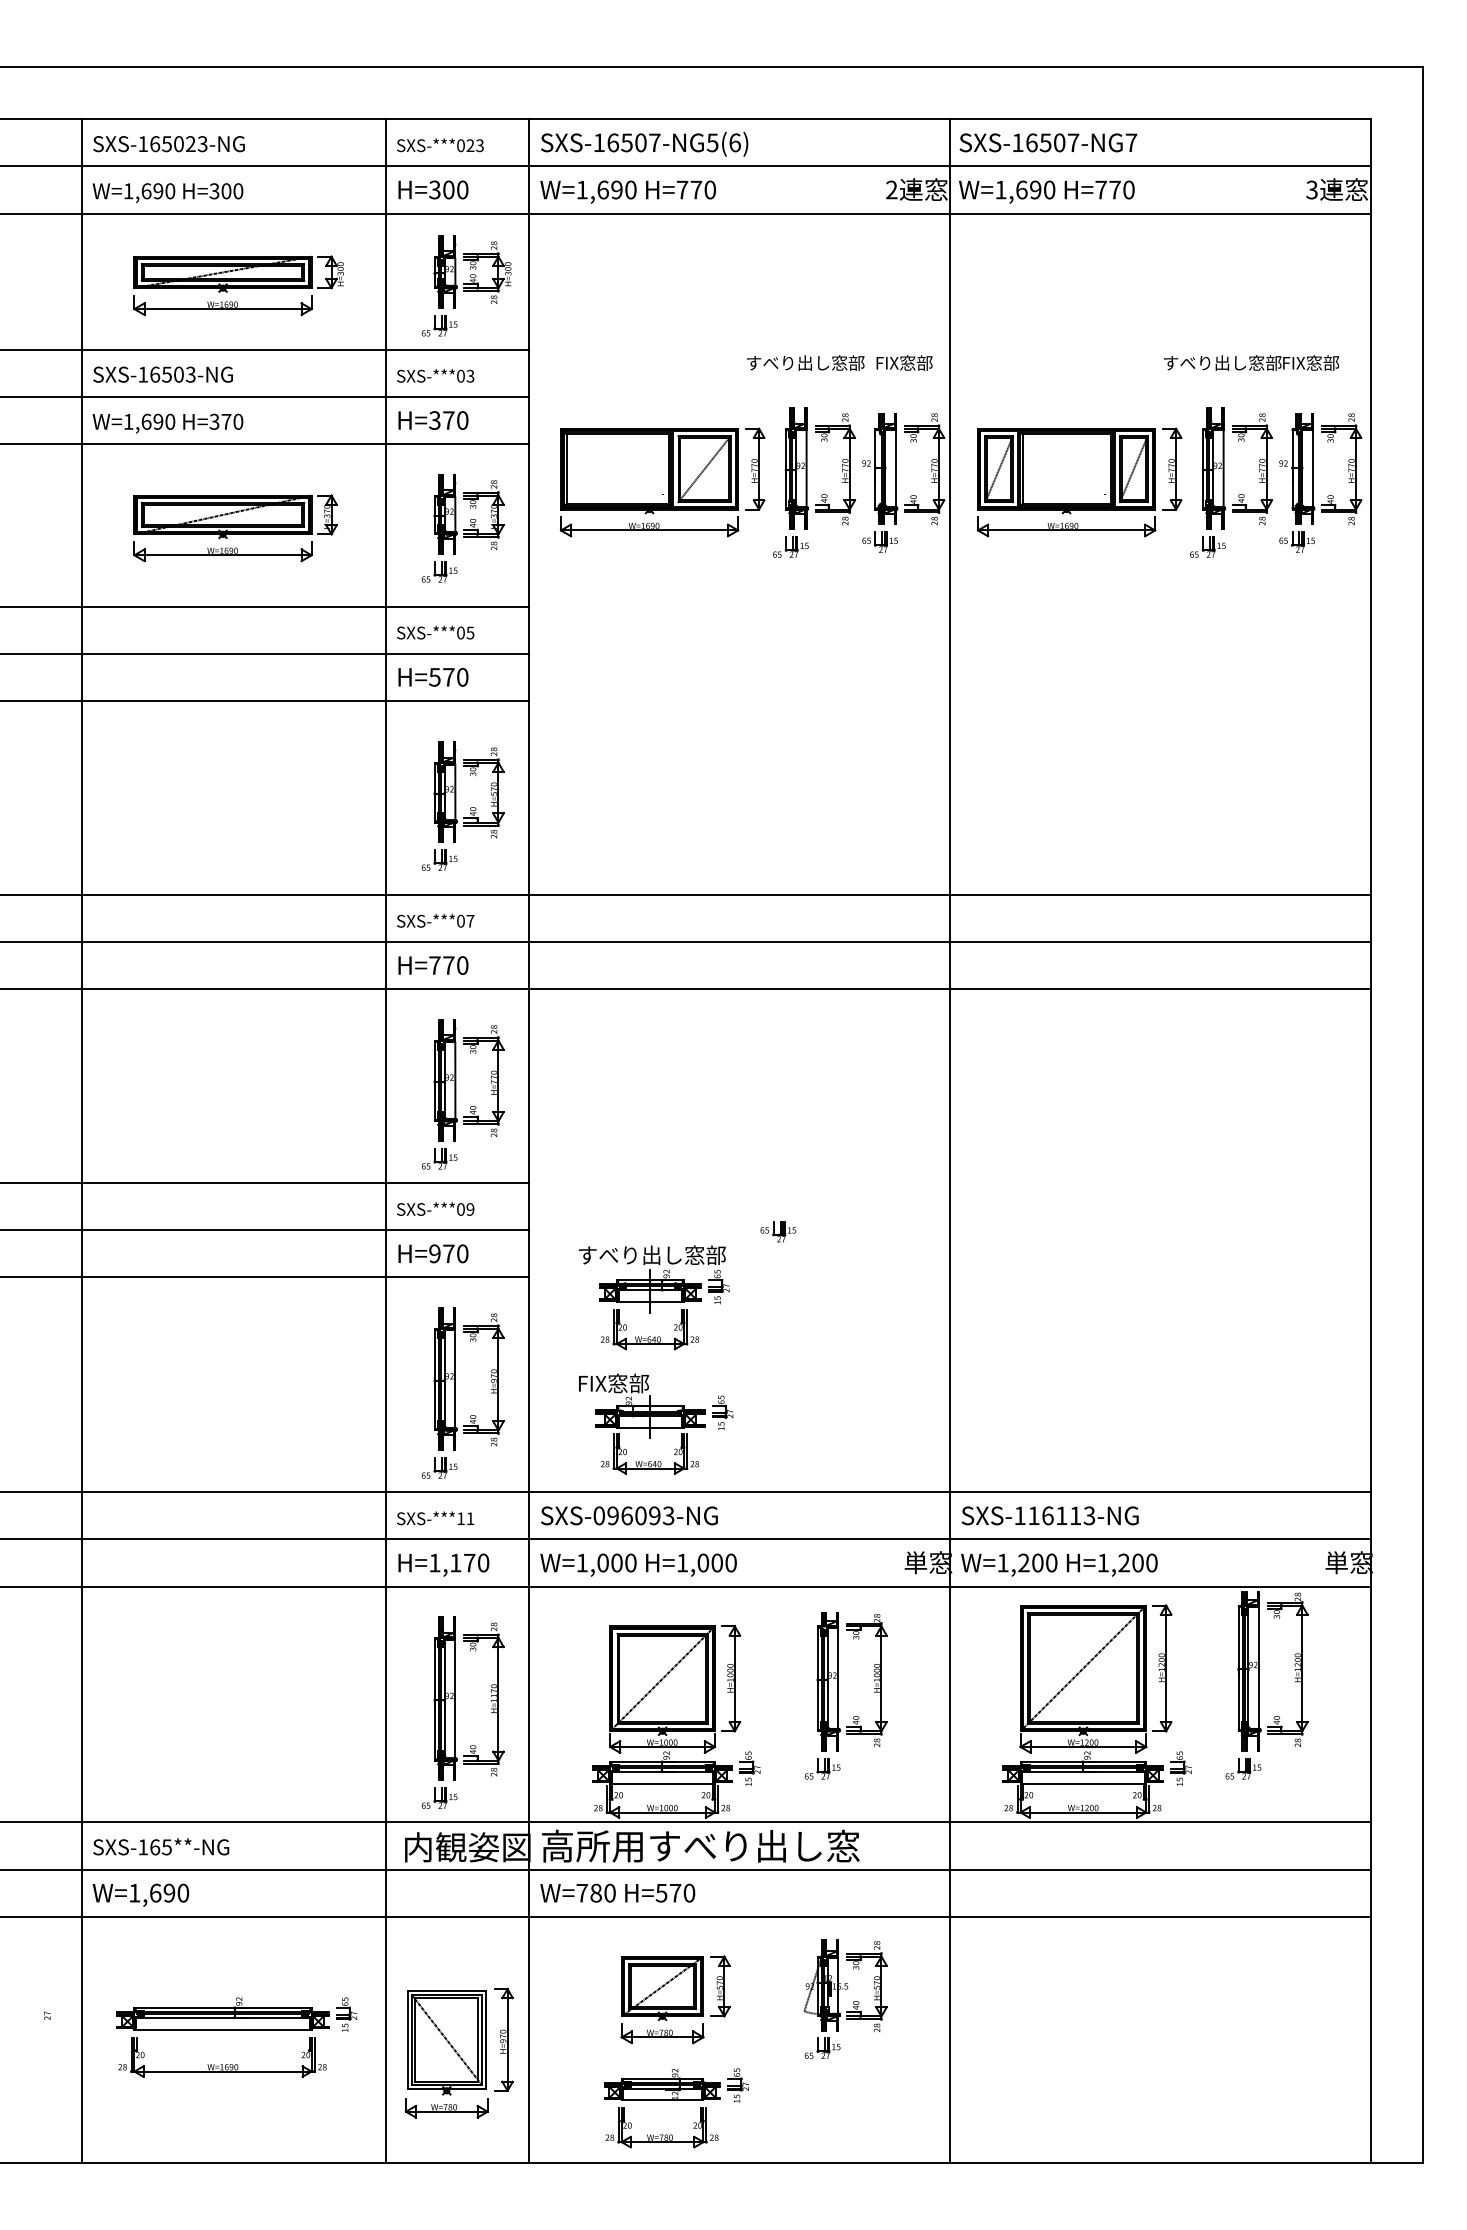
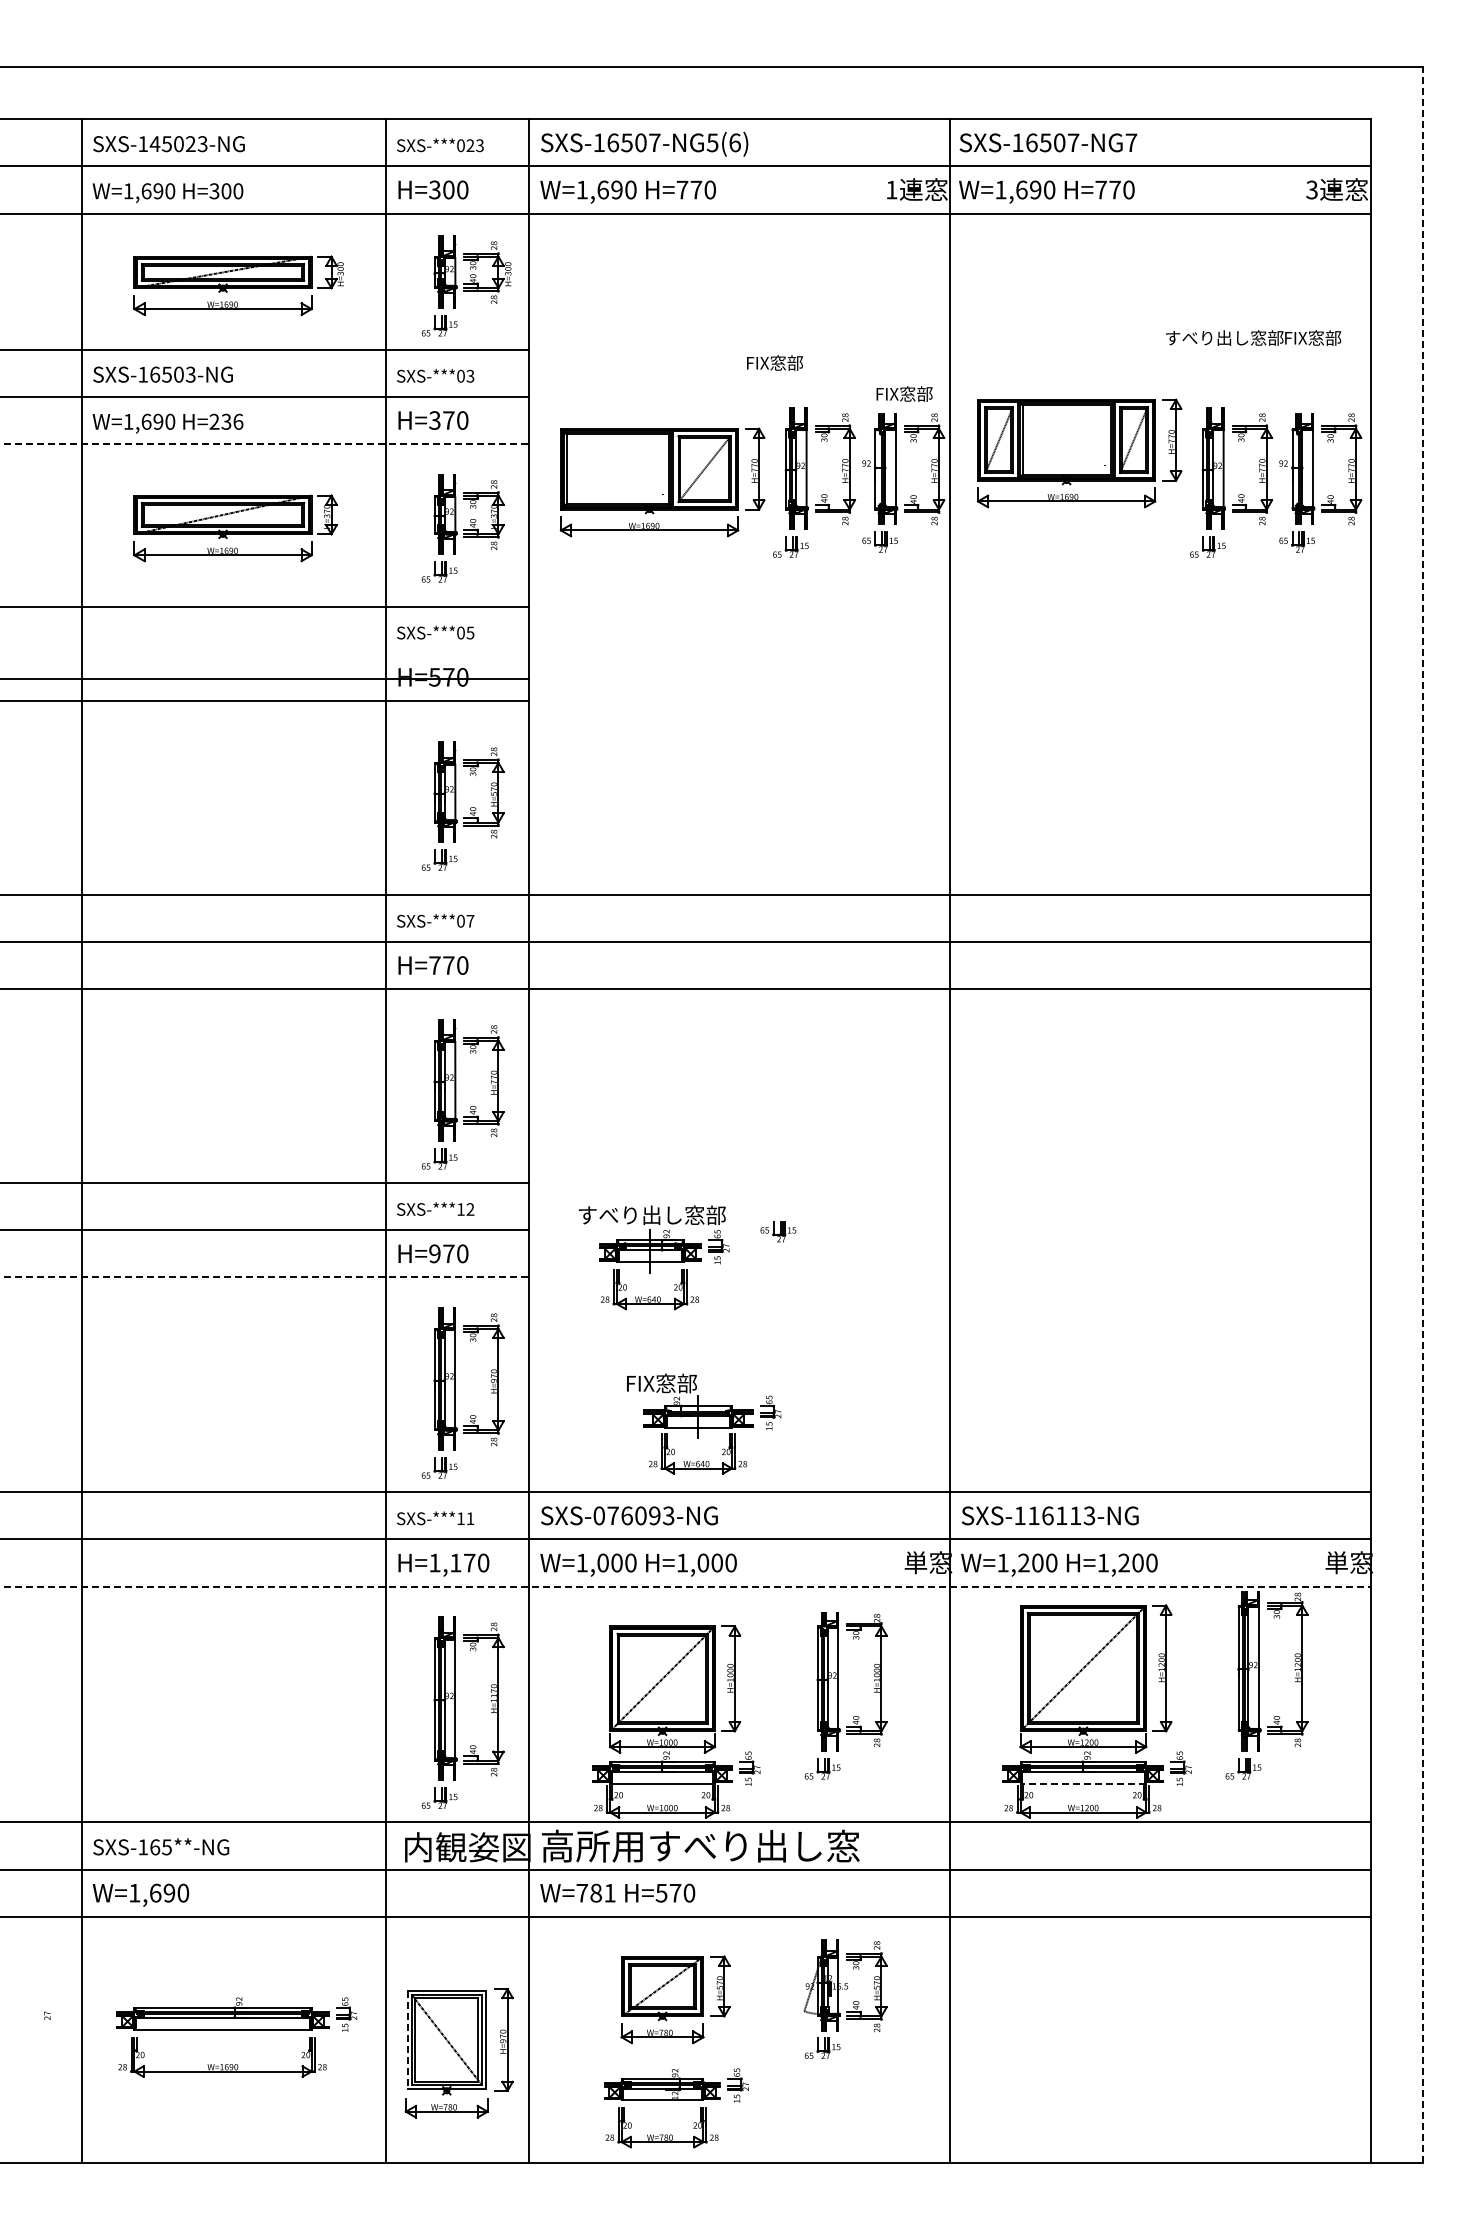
text: SXS-165023-NG -> SXS-145023-NG (154, 144)
text: 2 -> 1 (891, 189)
text: すべり出し窓部 -> FIX窓部 (805, 362)
text position: (904, 362) -> (904, 393) (904, 393)
text position: (1251, 362) -> (1253, 337) (1253, 337)
text: H=370 -> H=236 (226, 421)
line: solid -> dashed (265, 444)
part position: (1079, 482) -> (1079, 453) (1079, 453)
line position: (265, 653) -> (265, 678) (265, 678)
line: solid -> dashed (1423, 1114)
text: SXS-***09 -> SXS-***12 (465, 1209)
line: solid -> dashed (265, 1277)
part position: (653, 1297) -> (653, 1257) (653, 1257)
part position: (656, 1423) -> (704, 1423) (704, 1423)
text: SXS-096093-NG -> SXS-076093-NG (612, 1515)
line: solid -> dashed (685, 1586)
line: solid -> dashed (1083, 1783)
text: W=780 -> W=781 (609, 1892)
line: solid -> dashed (407, 2039)
